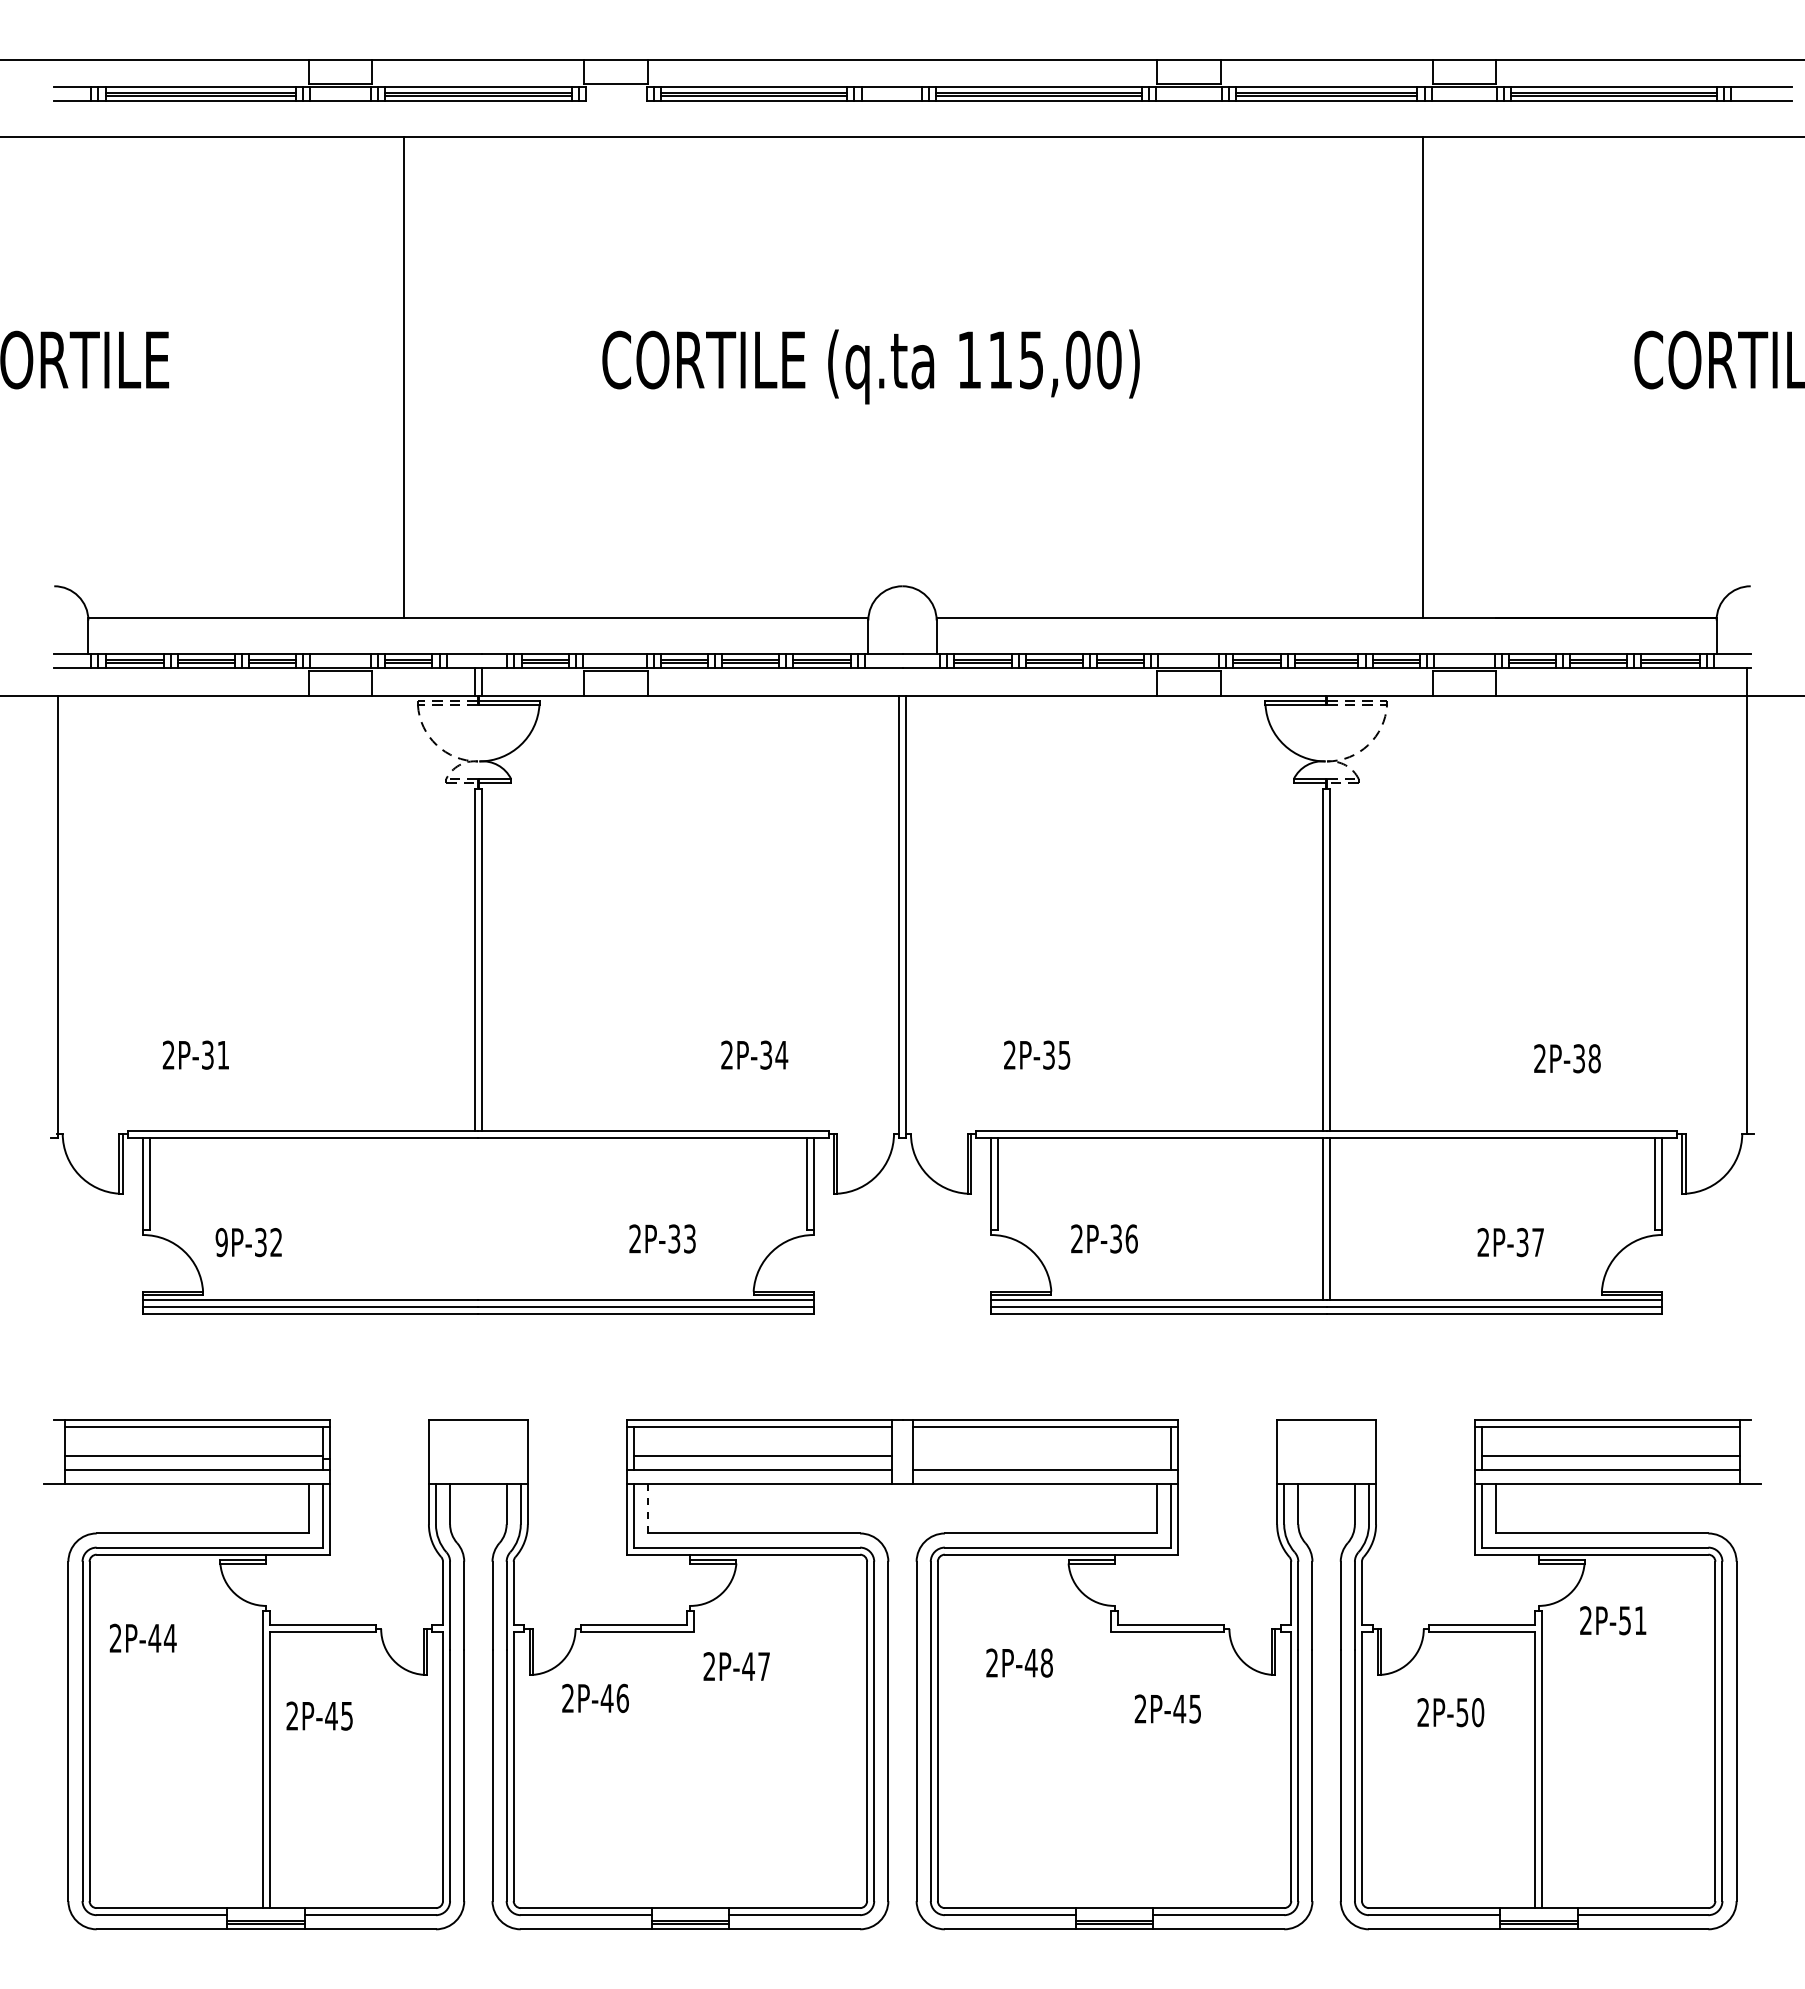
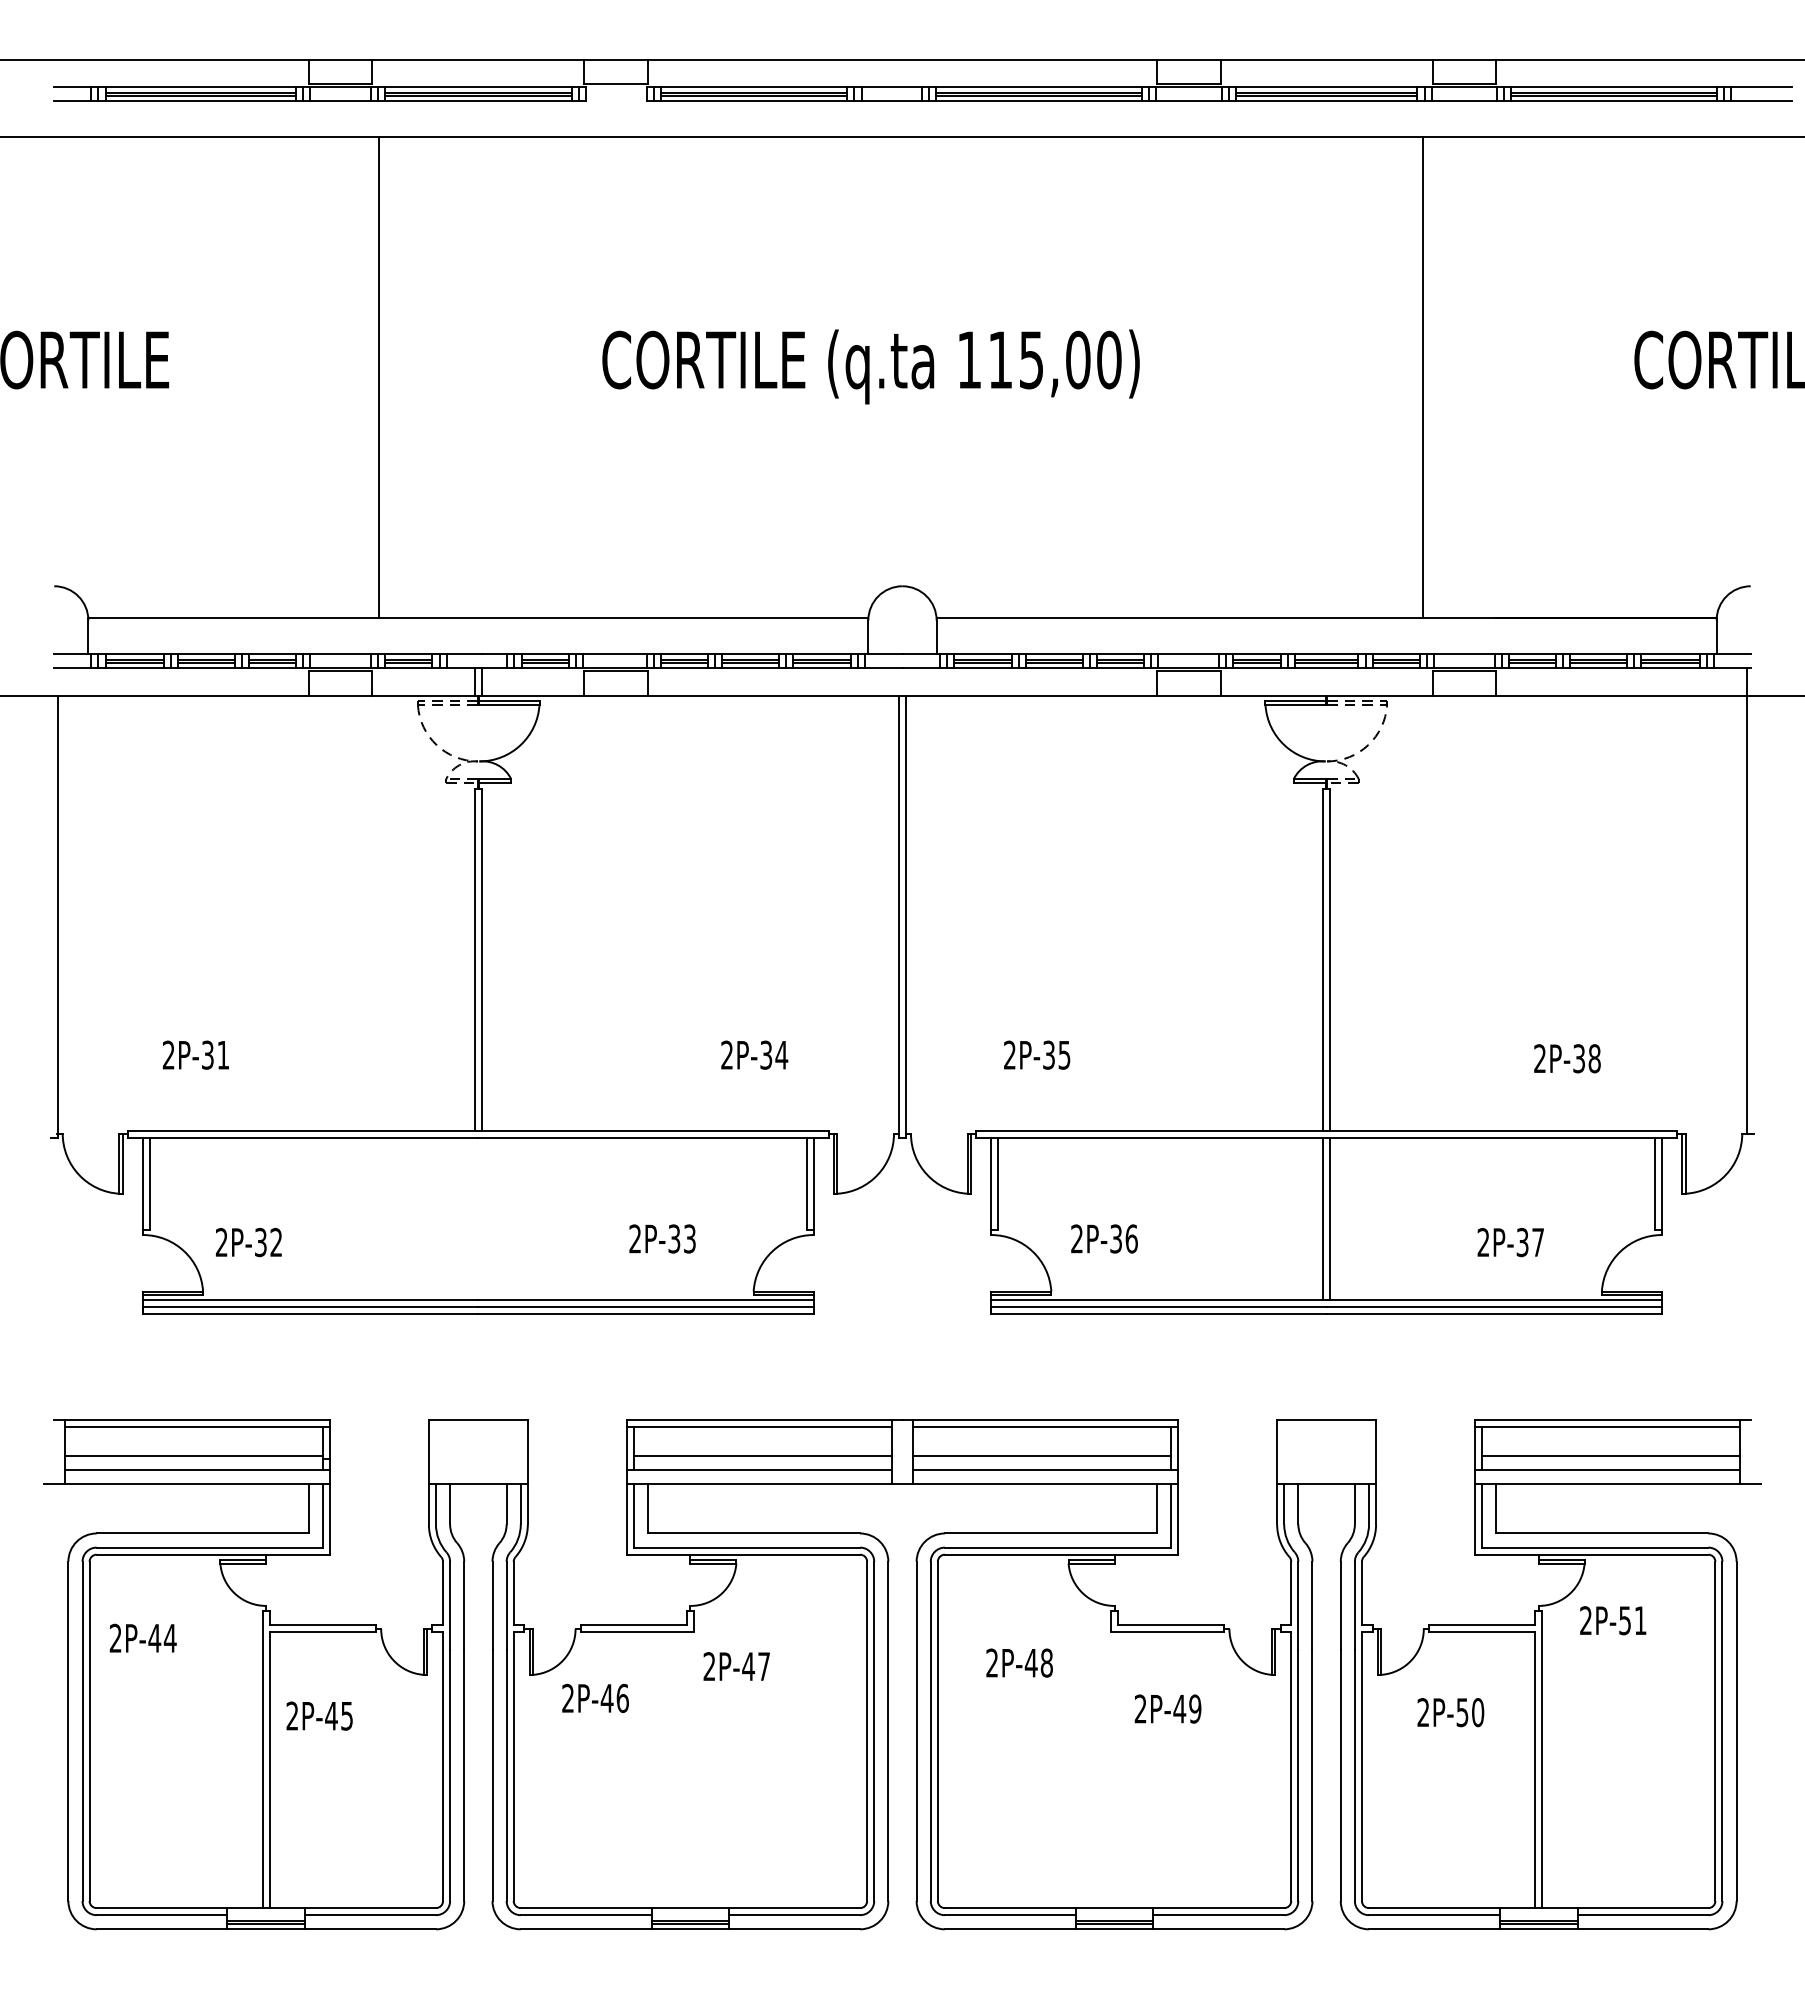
line position: (404, 377) -> (379, 377) (379, 377)
text: 9P-32 -> 2P-32 (221, 1242)
line: none -> present (1042, 1455)
line: dashed -> solid (648, 1508)
text: 2P-45 -> 2P-49 (1195, 1708)
